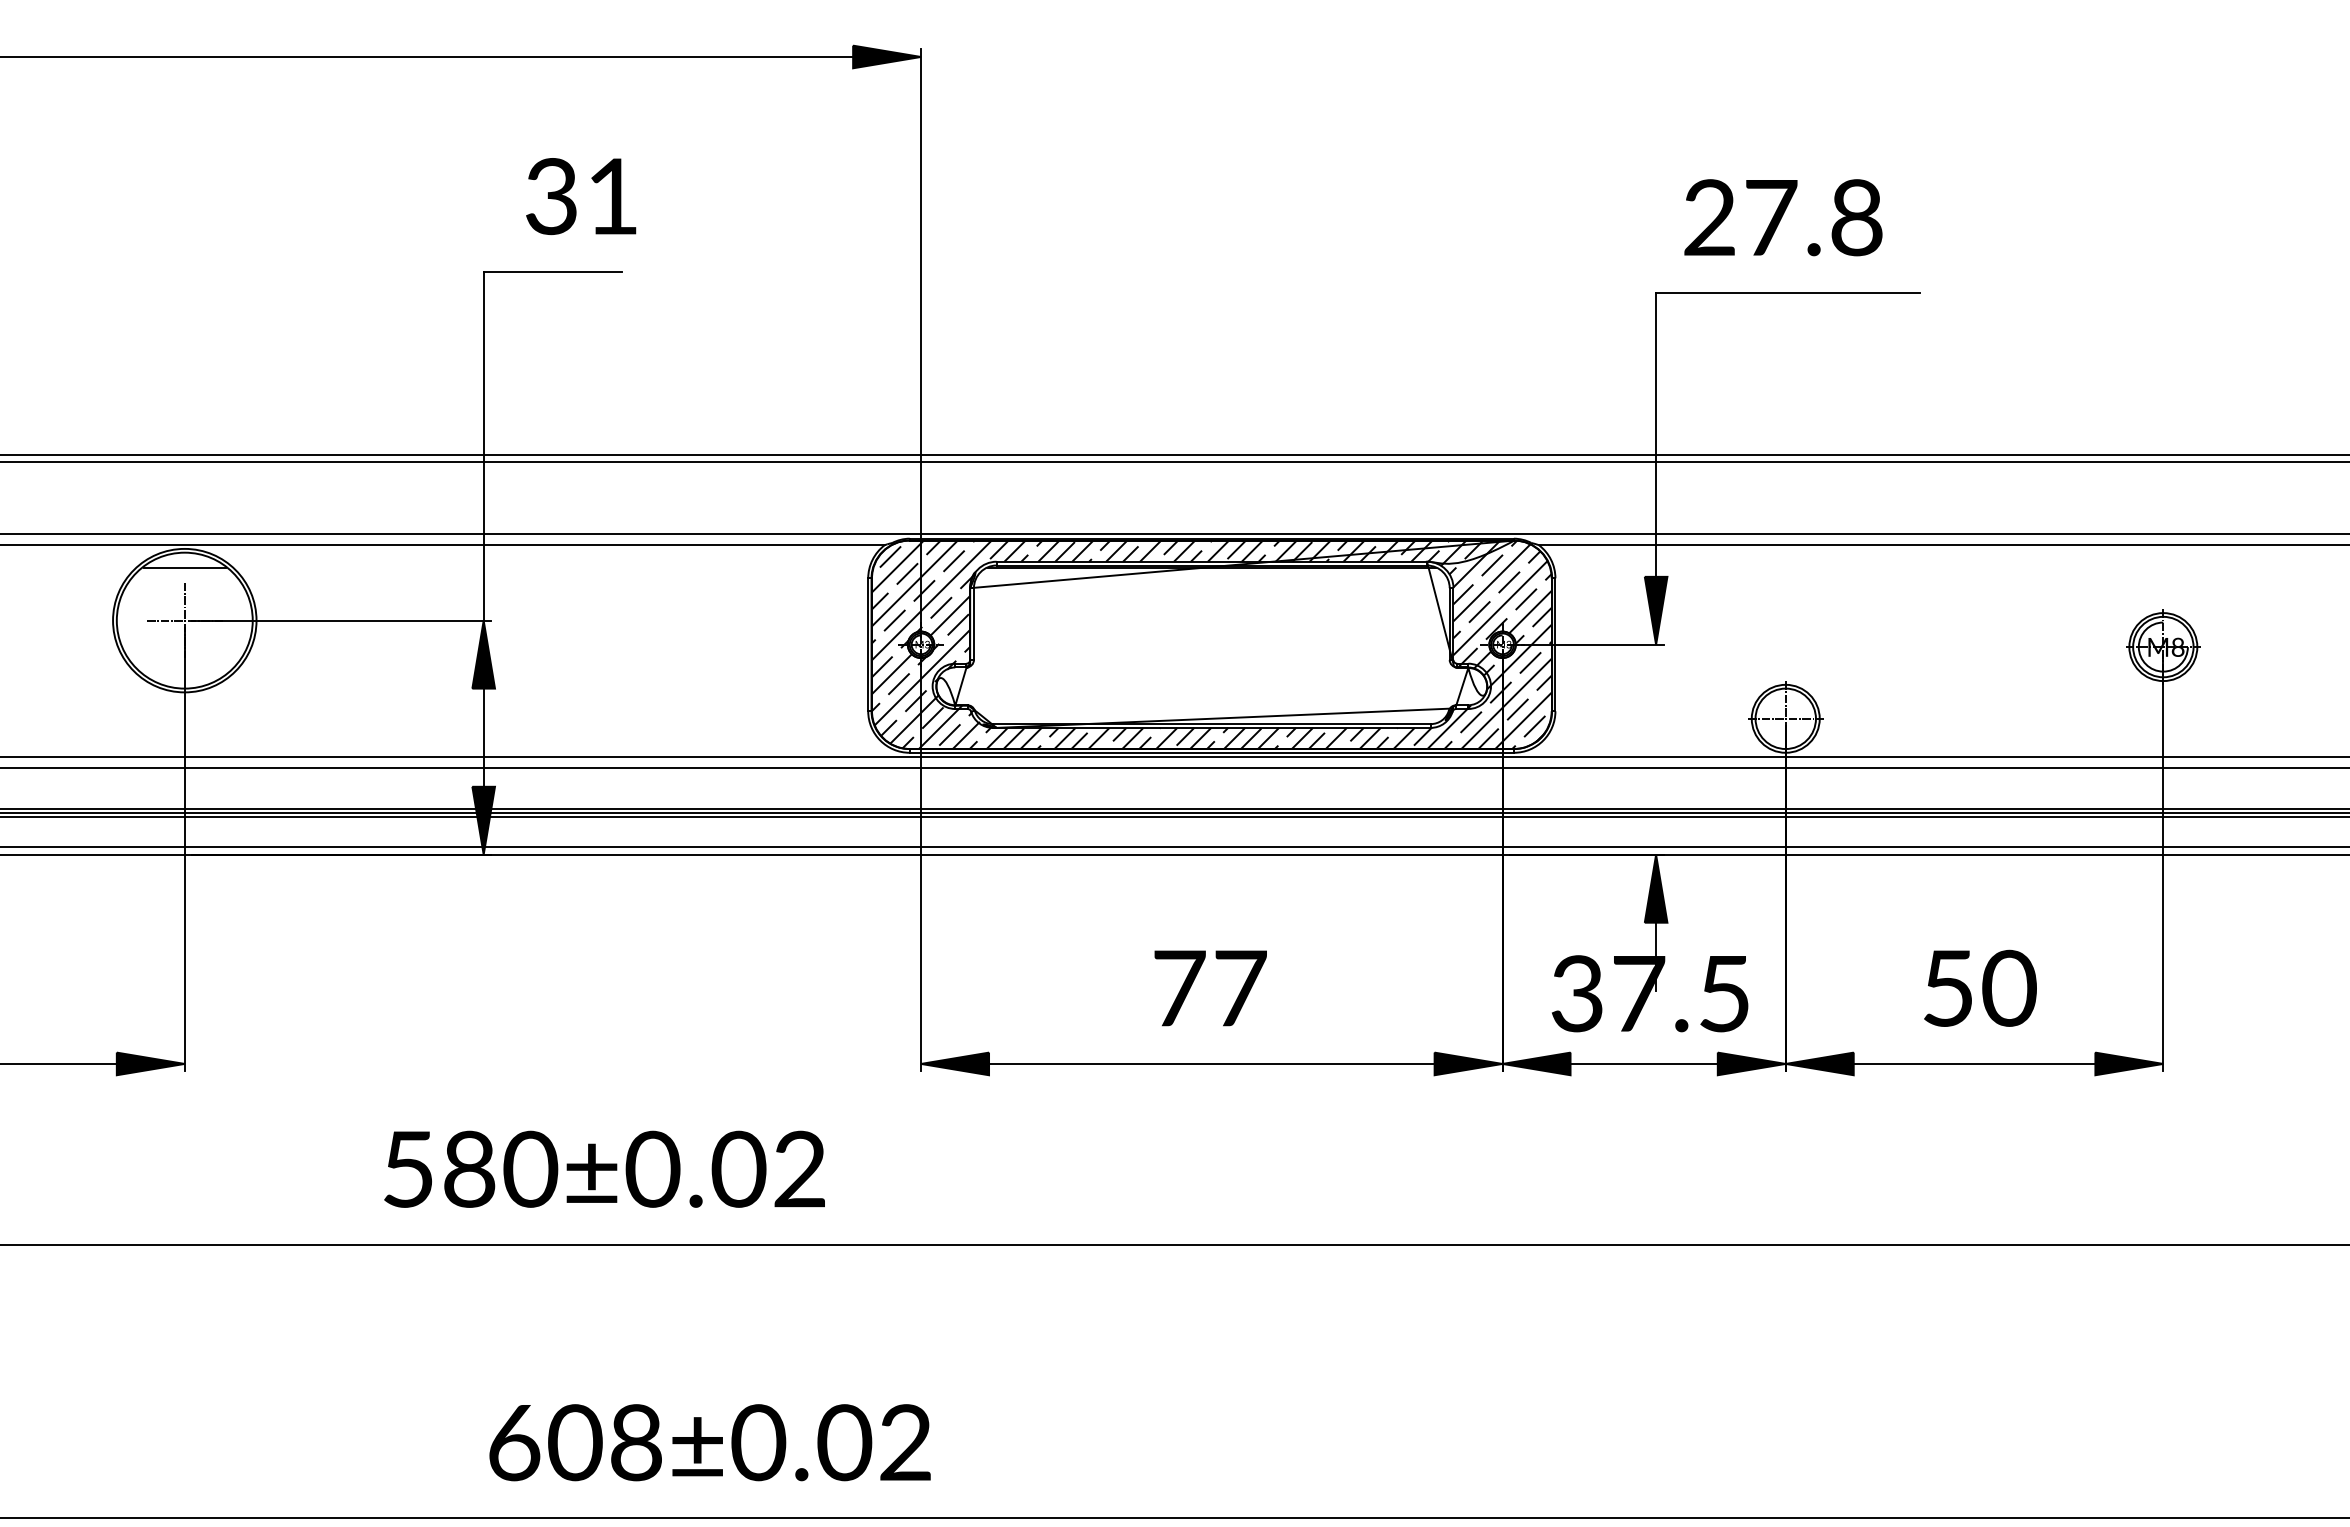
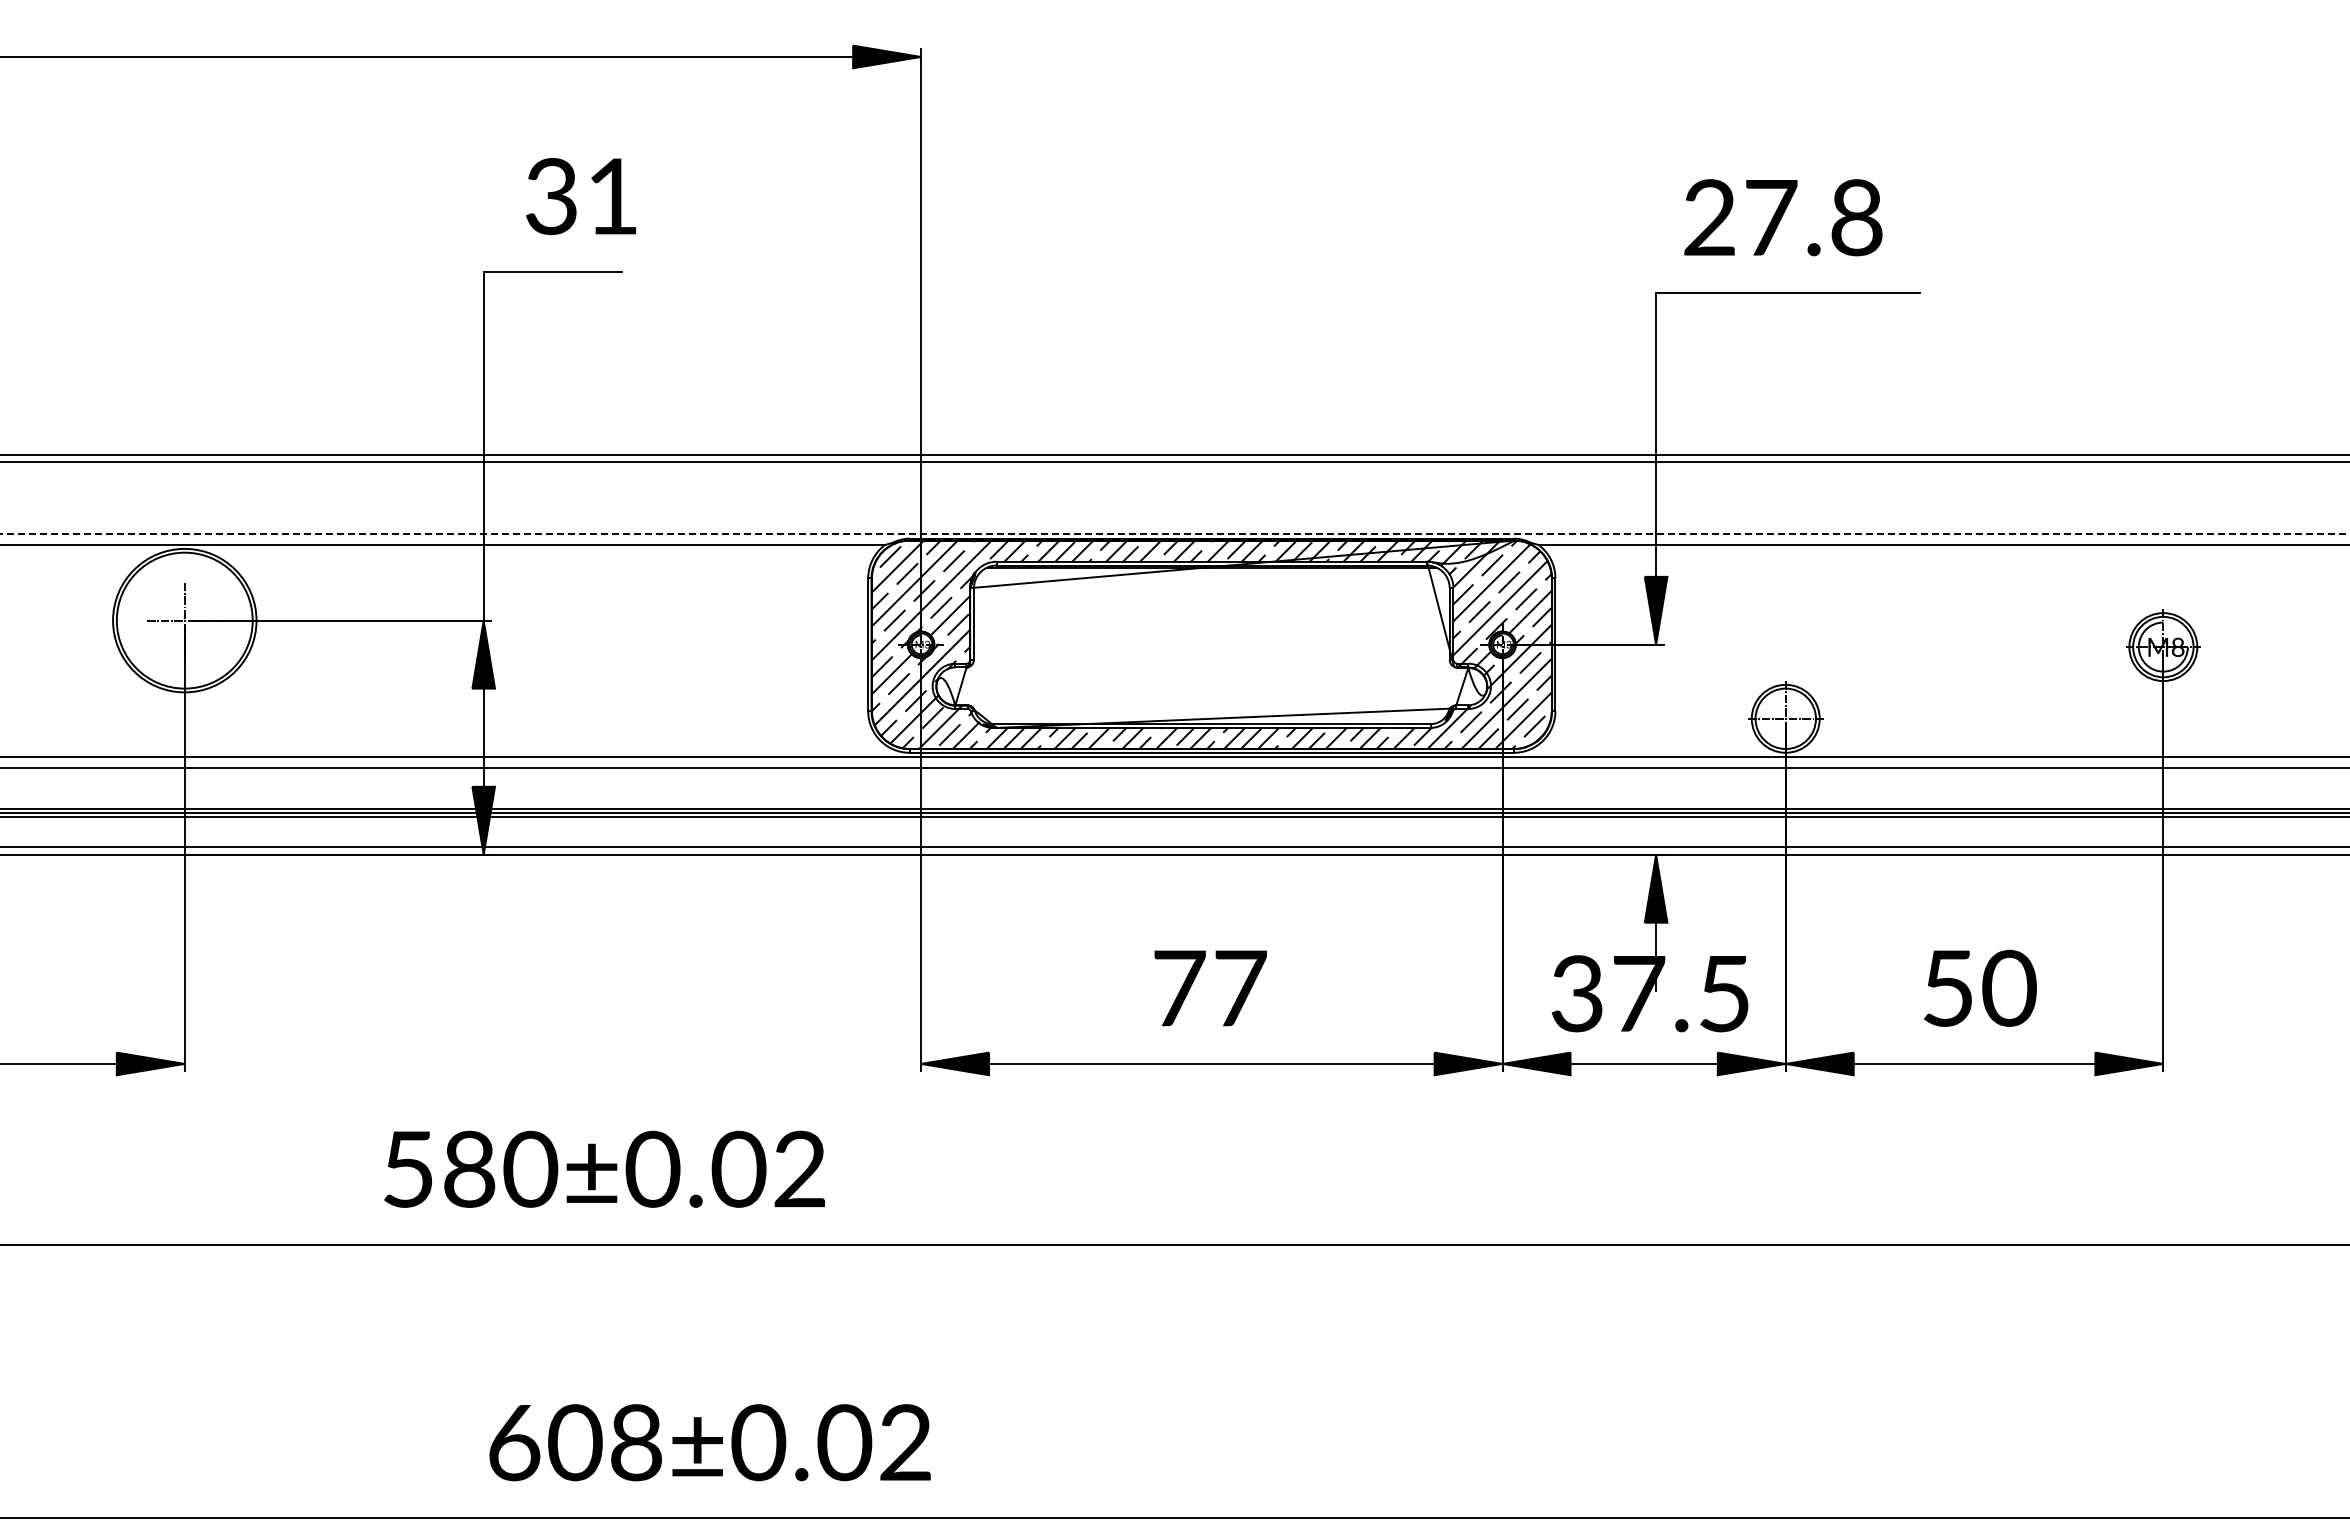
line: solid -> dashed (1174, 533)
line: present -> none (184, 567)
